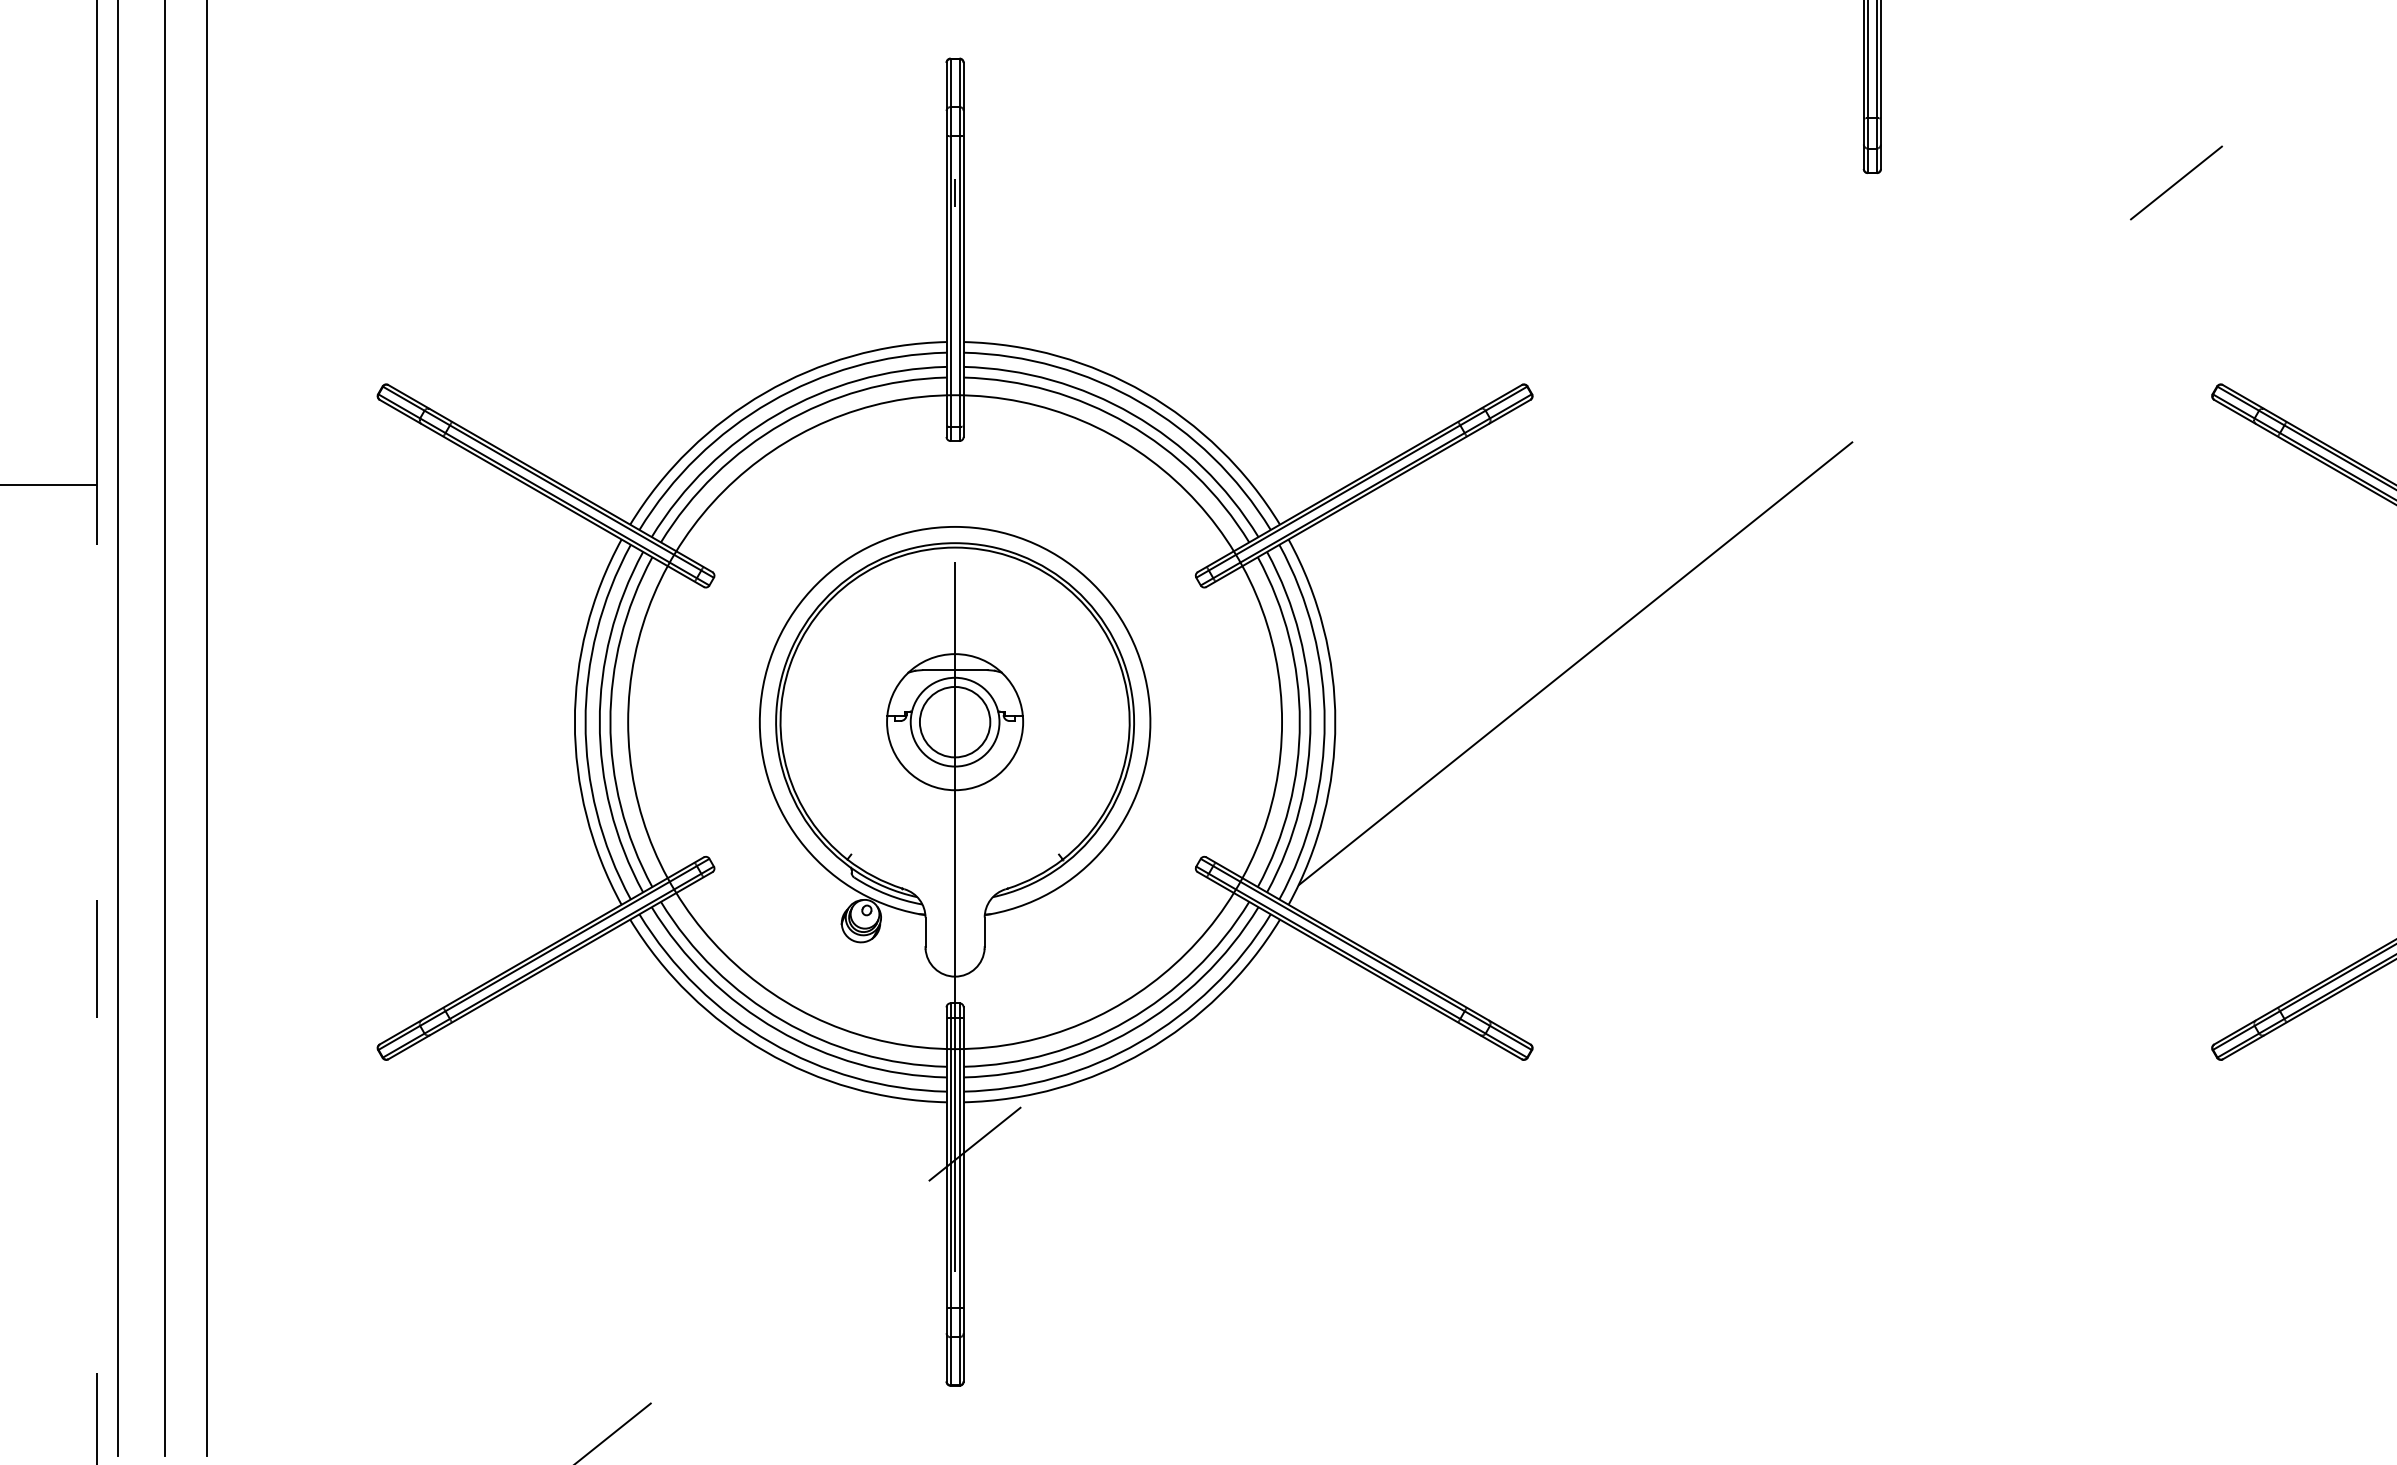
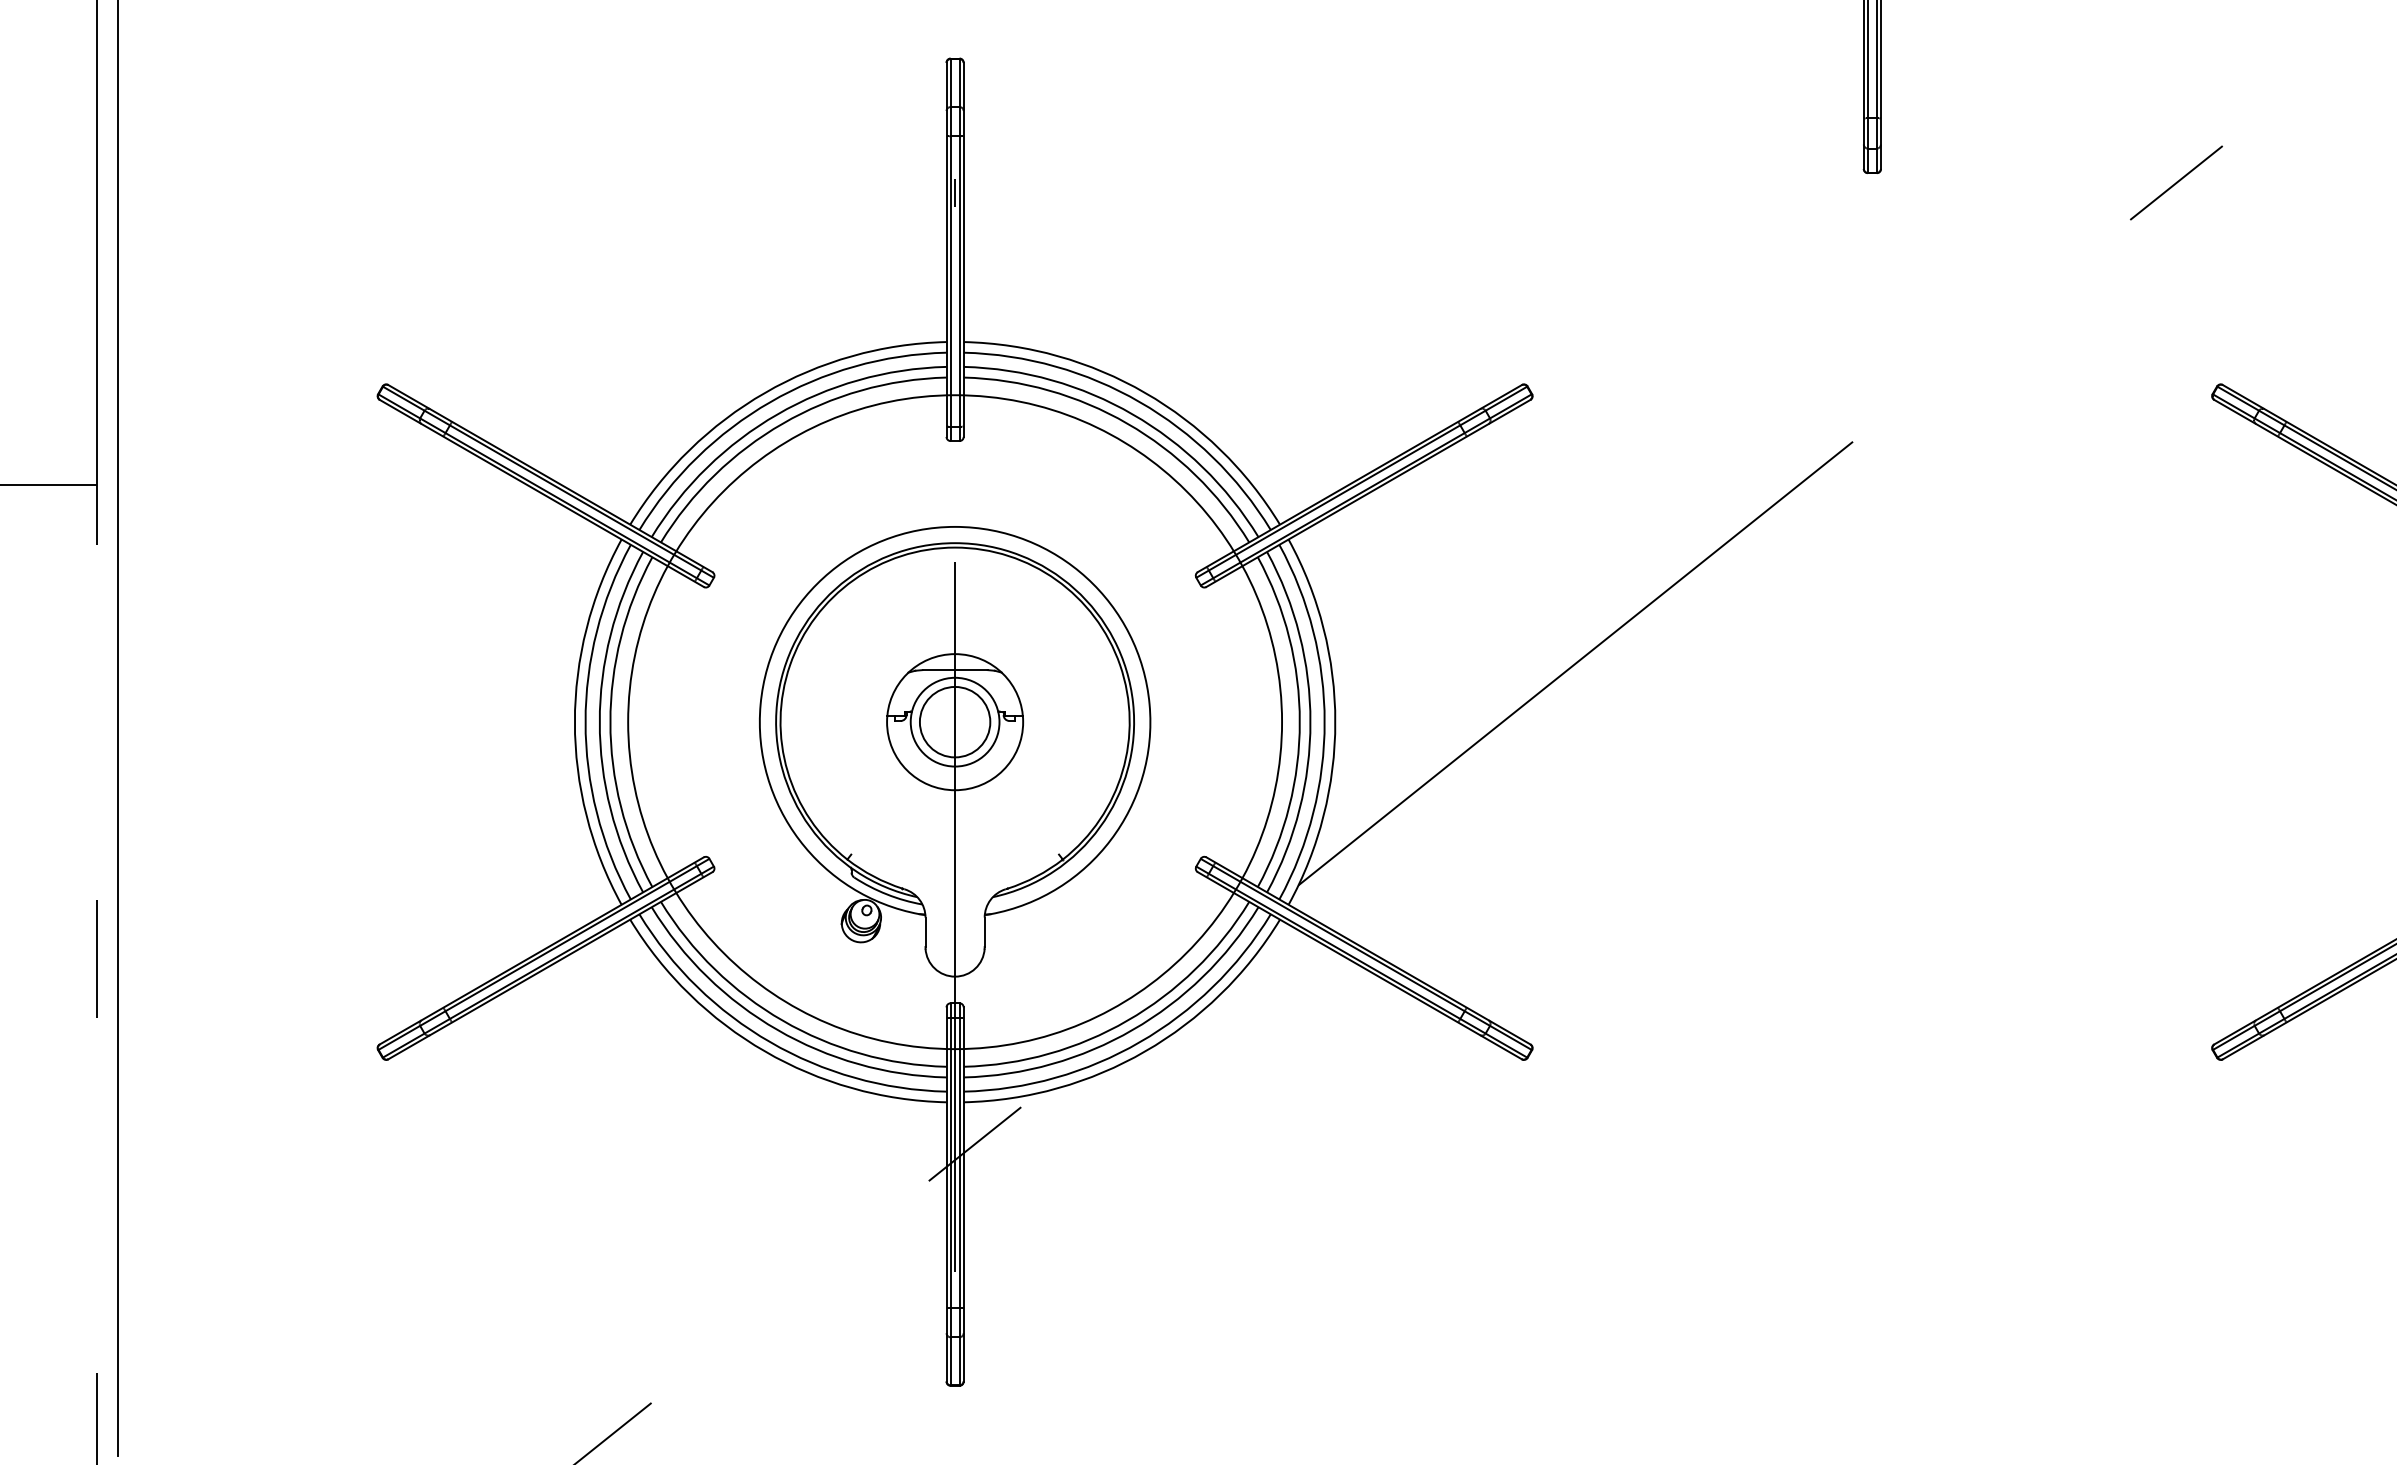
line: present -> none (165, 728)
line: present -> none (206, 728)
